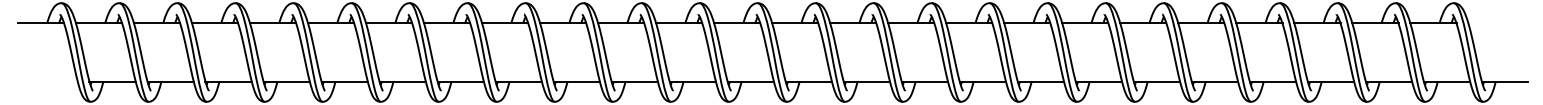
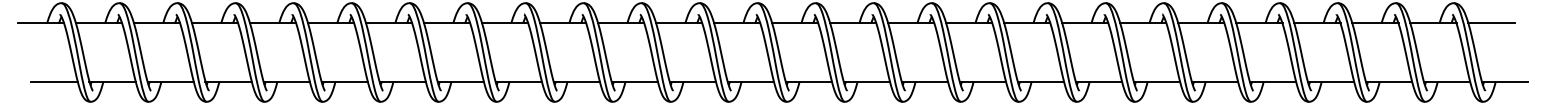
line: none -> present (1491, 23)
line: none -> present (54, 81)
